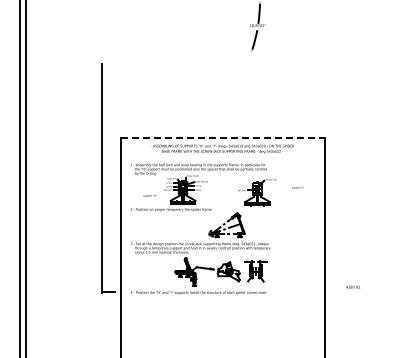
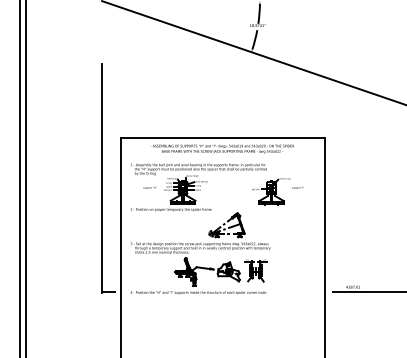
line: none -> present (253, 53)
line: dashed -> solid (223, 137)
part position: (257, 192) -> (271, 191) (271, 191)
text position: (149, 195) -> (149, 187) (149, 187)
line: none -> present (367, 291)
